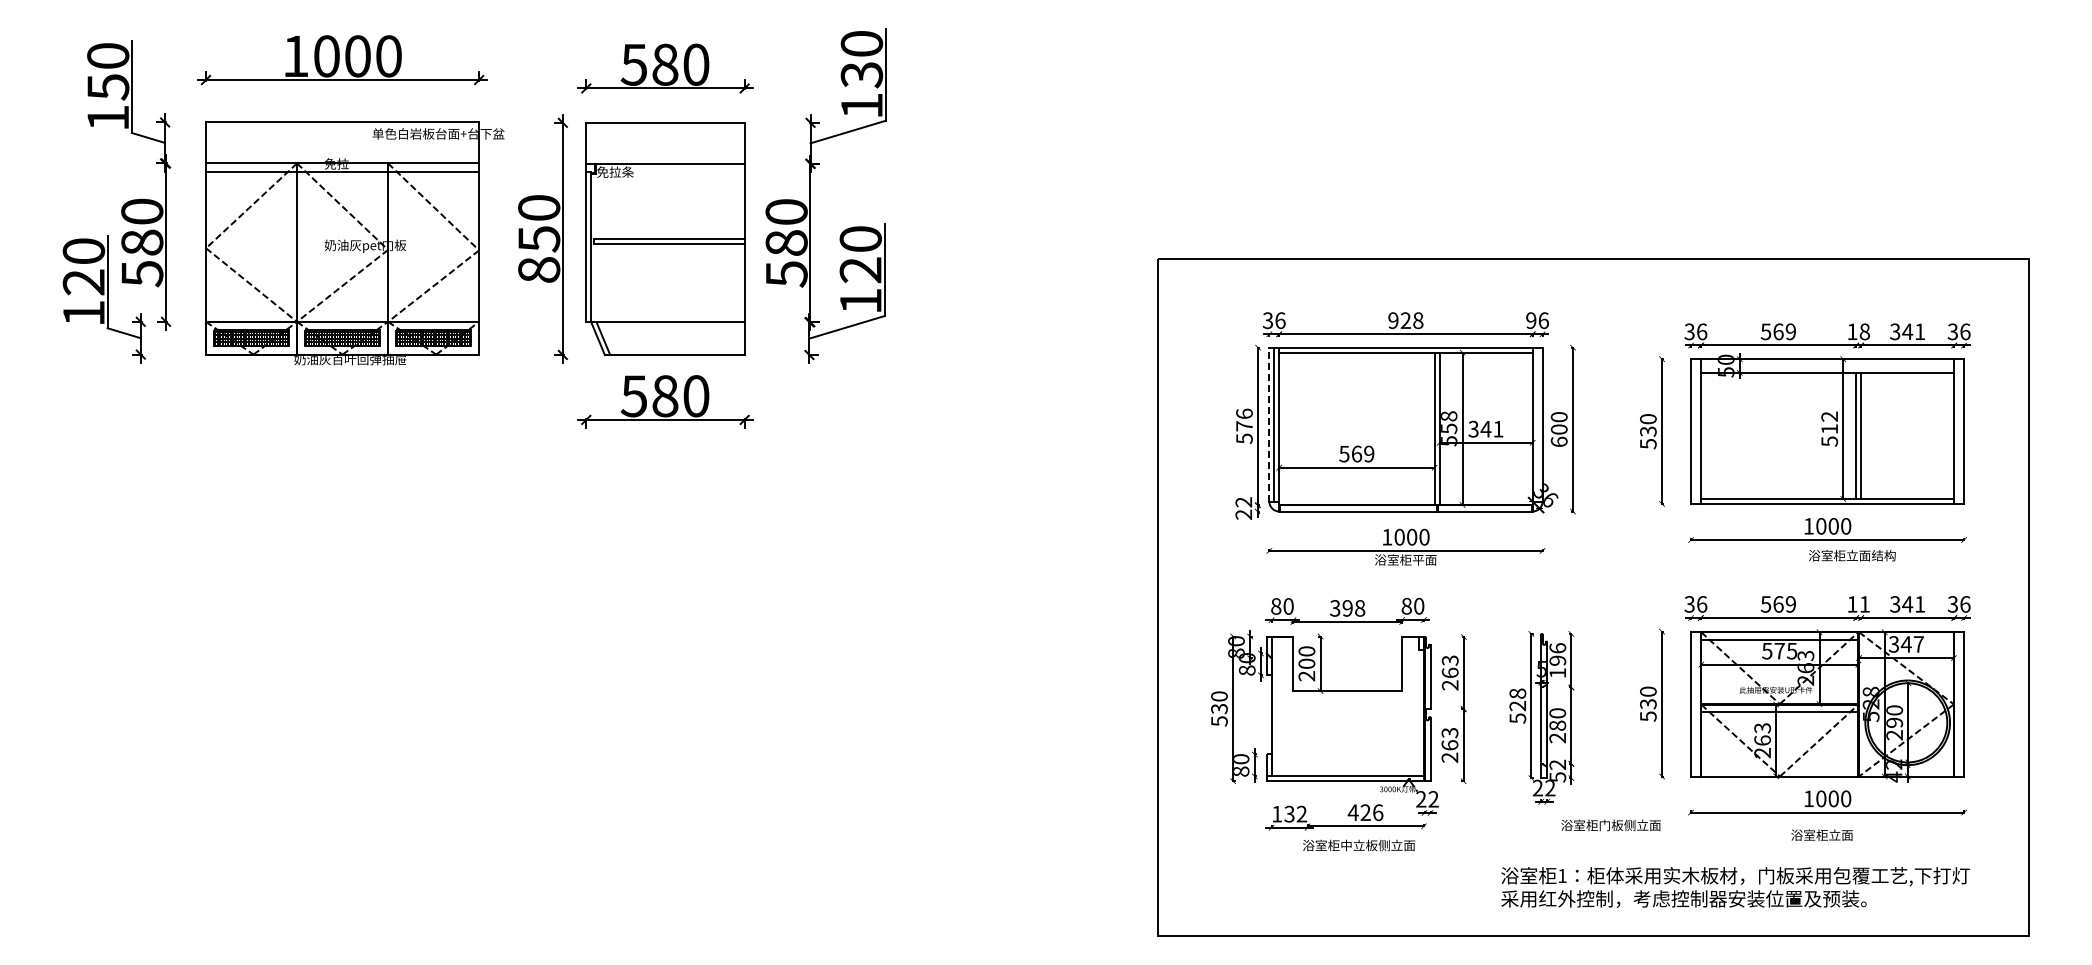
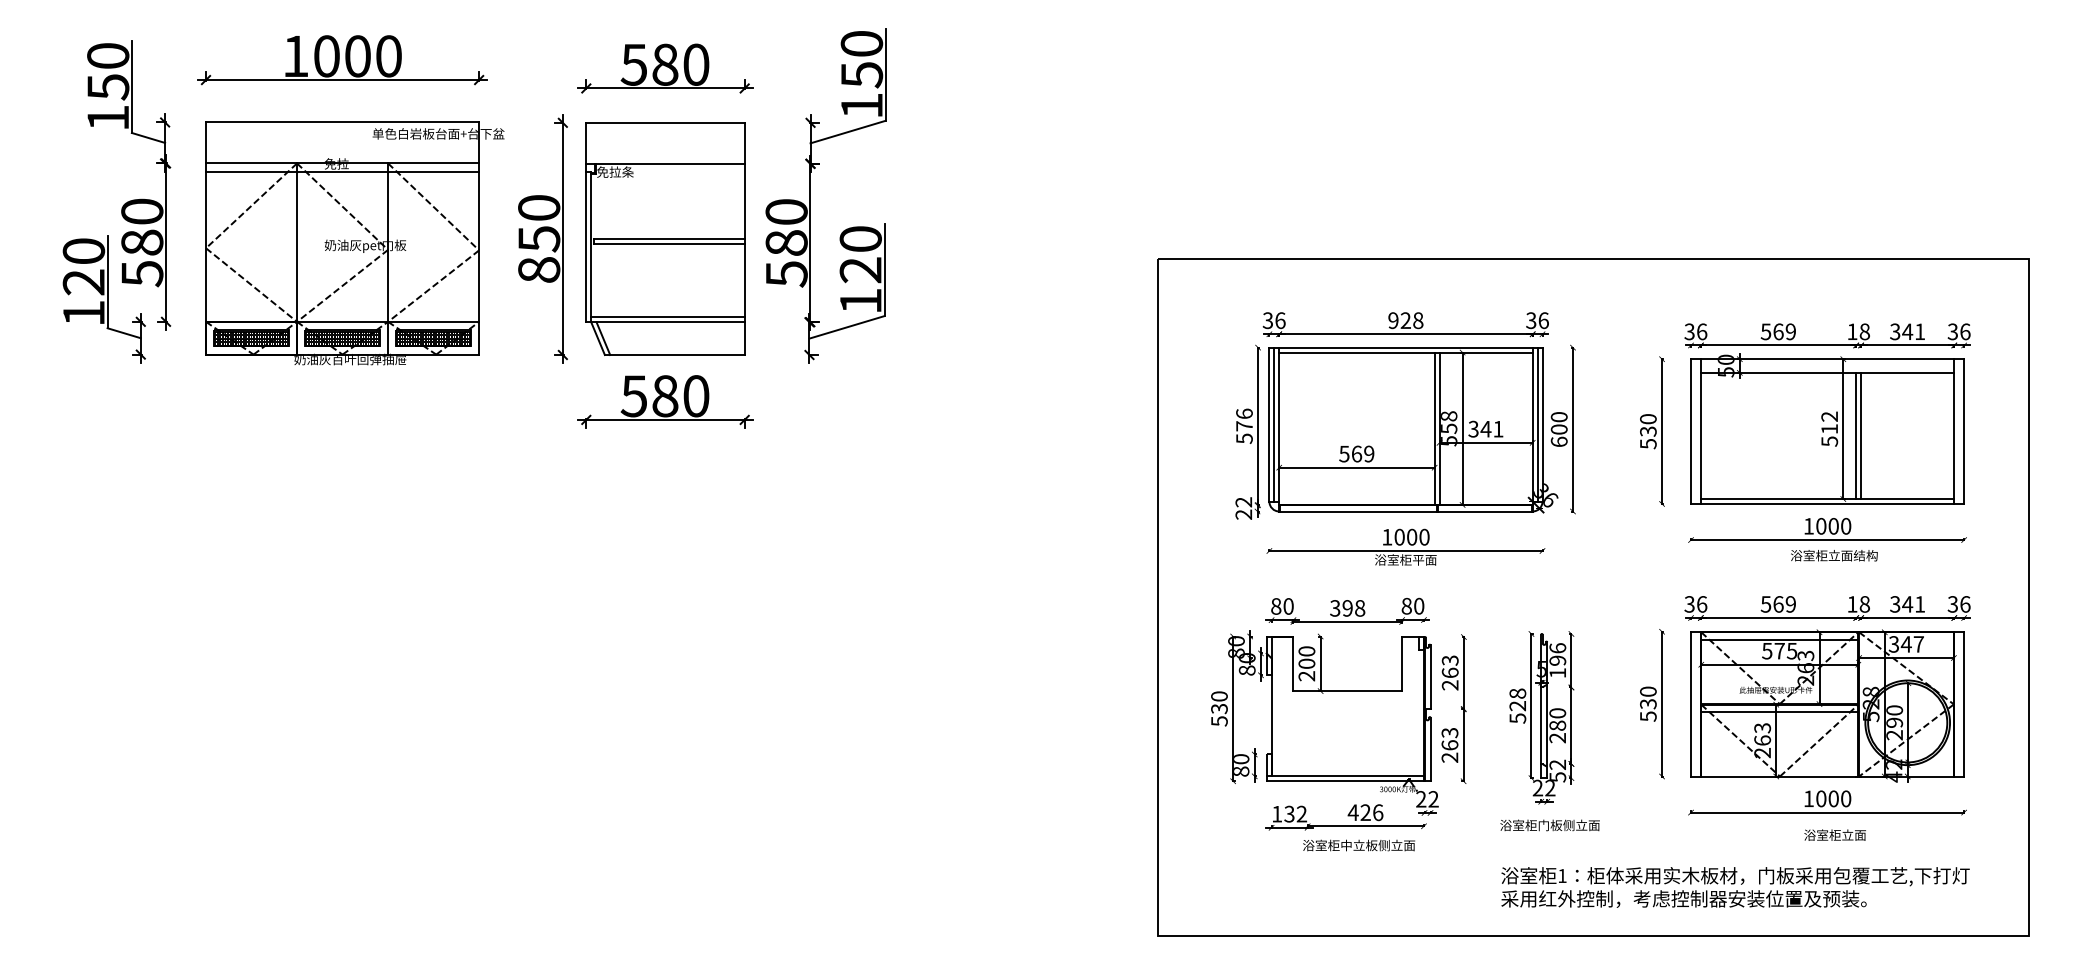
text: 130 -> 150 (861, 75)
line: none -> present (667, 317)
text: 96 -> 36 (1531, 320)
line: dashed -> solid (1269, 424)
line: none -> present (1537, 424)
text position: (1852, 555) -> (1834, 555) (1834, 555)
text: 11 -> 18 (1864, 604)
text position: (1610, 825) -> (1549, 825) (1549, 825)
text position: (1821, 834) -> (1834, 834) (1834, 834)
